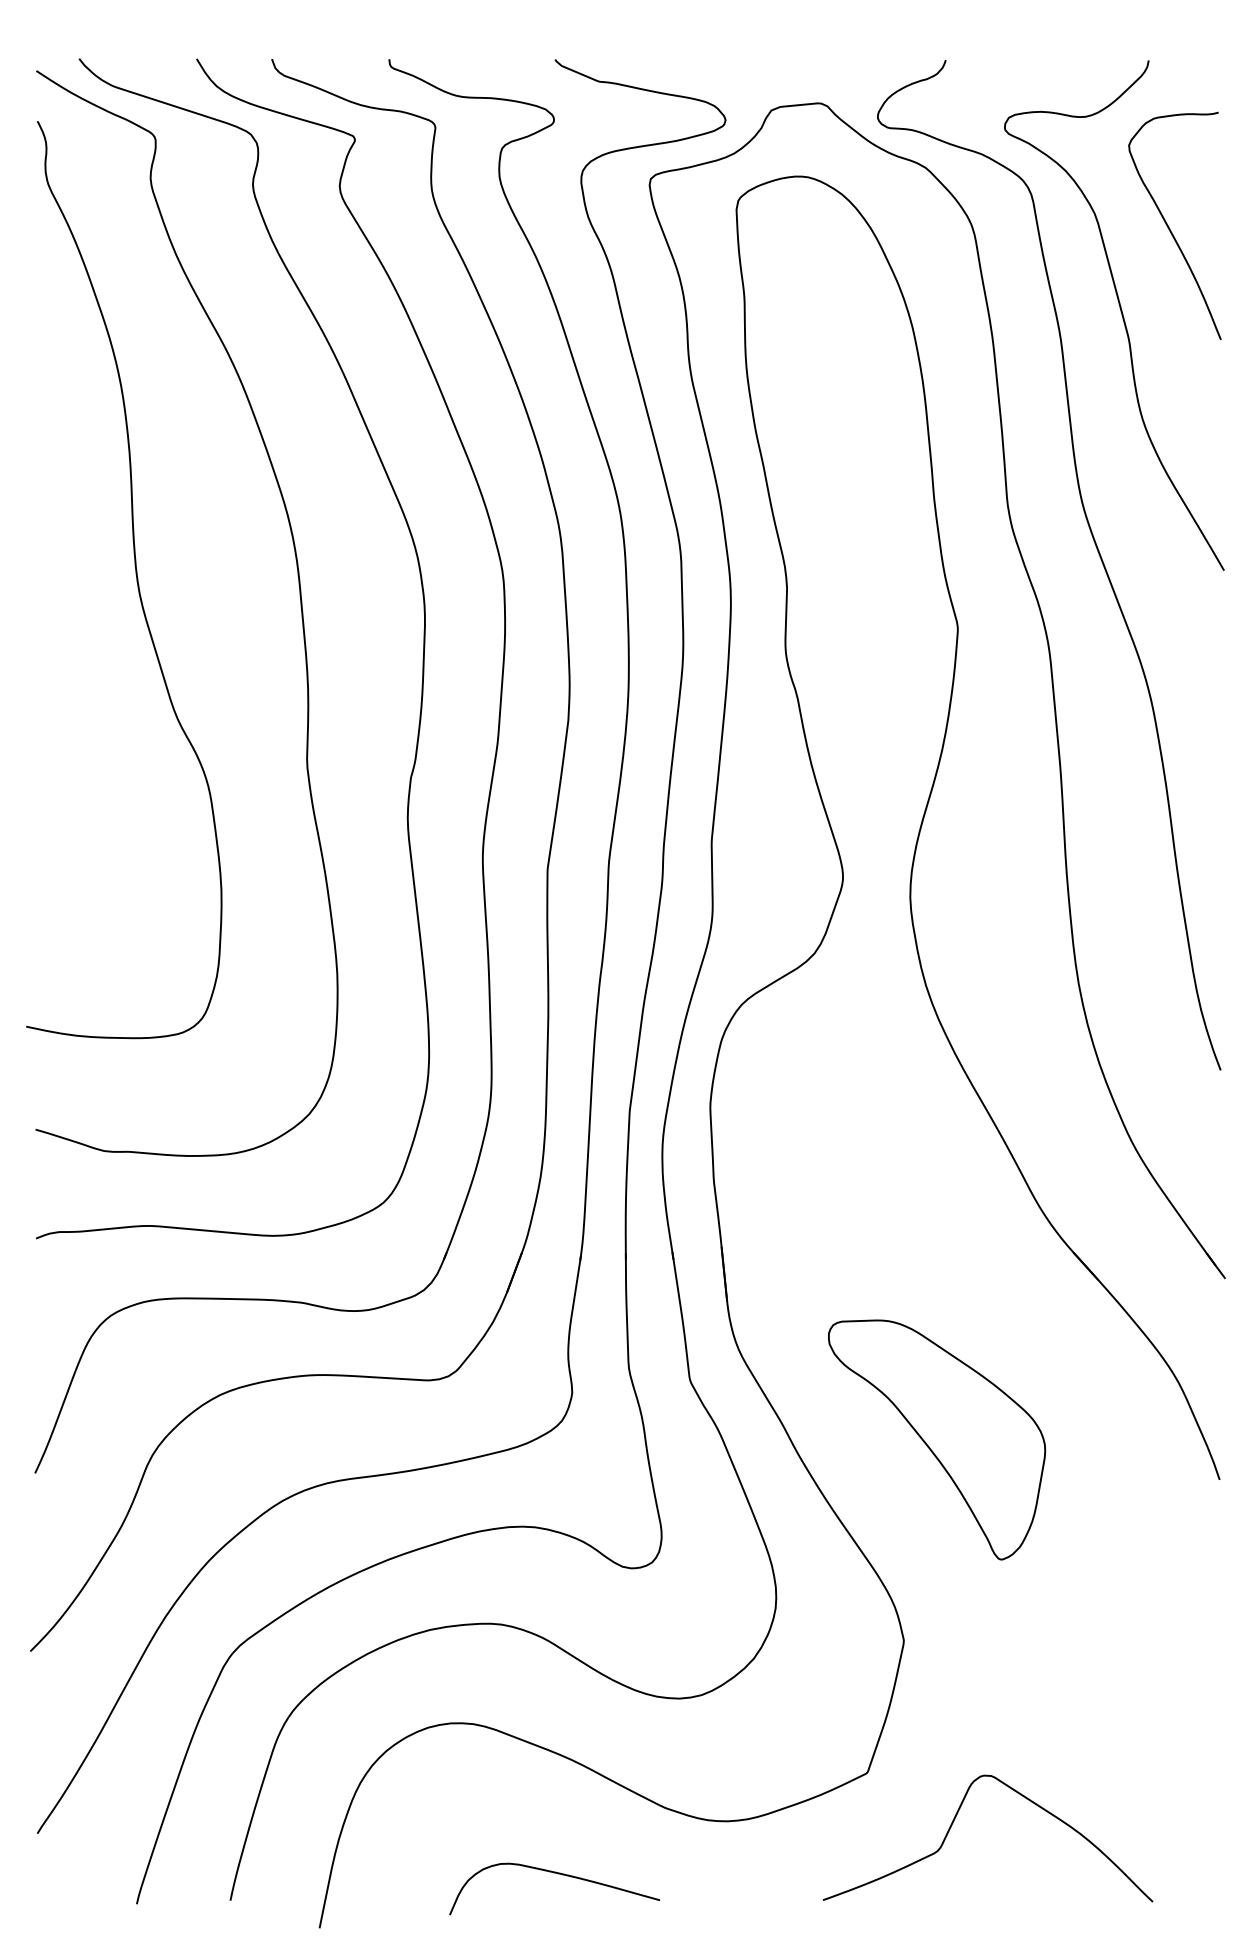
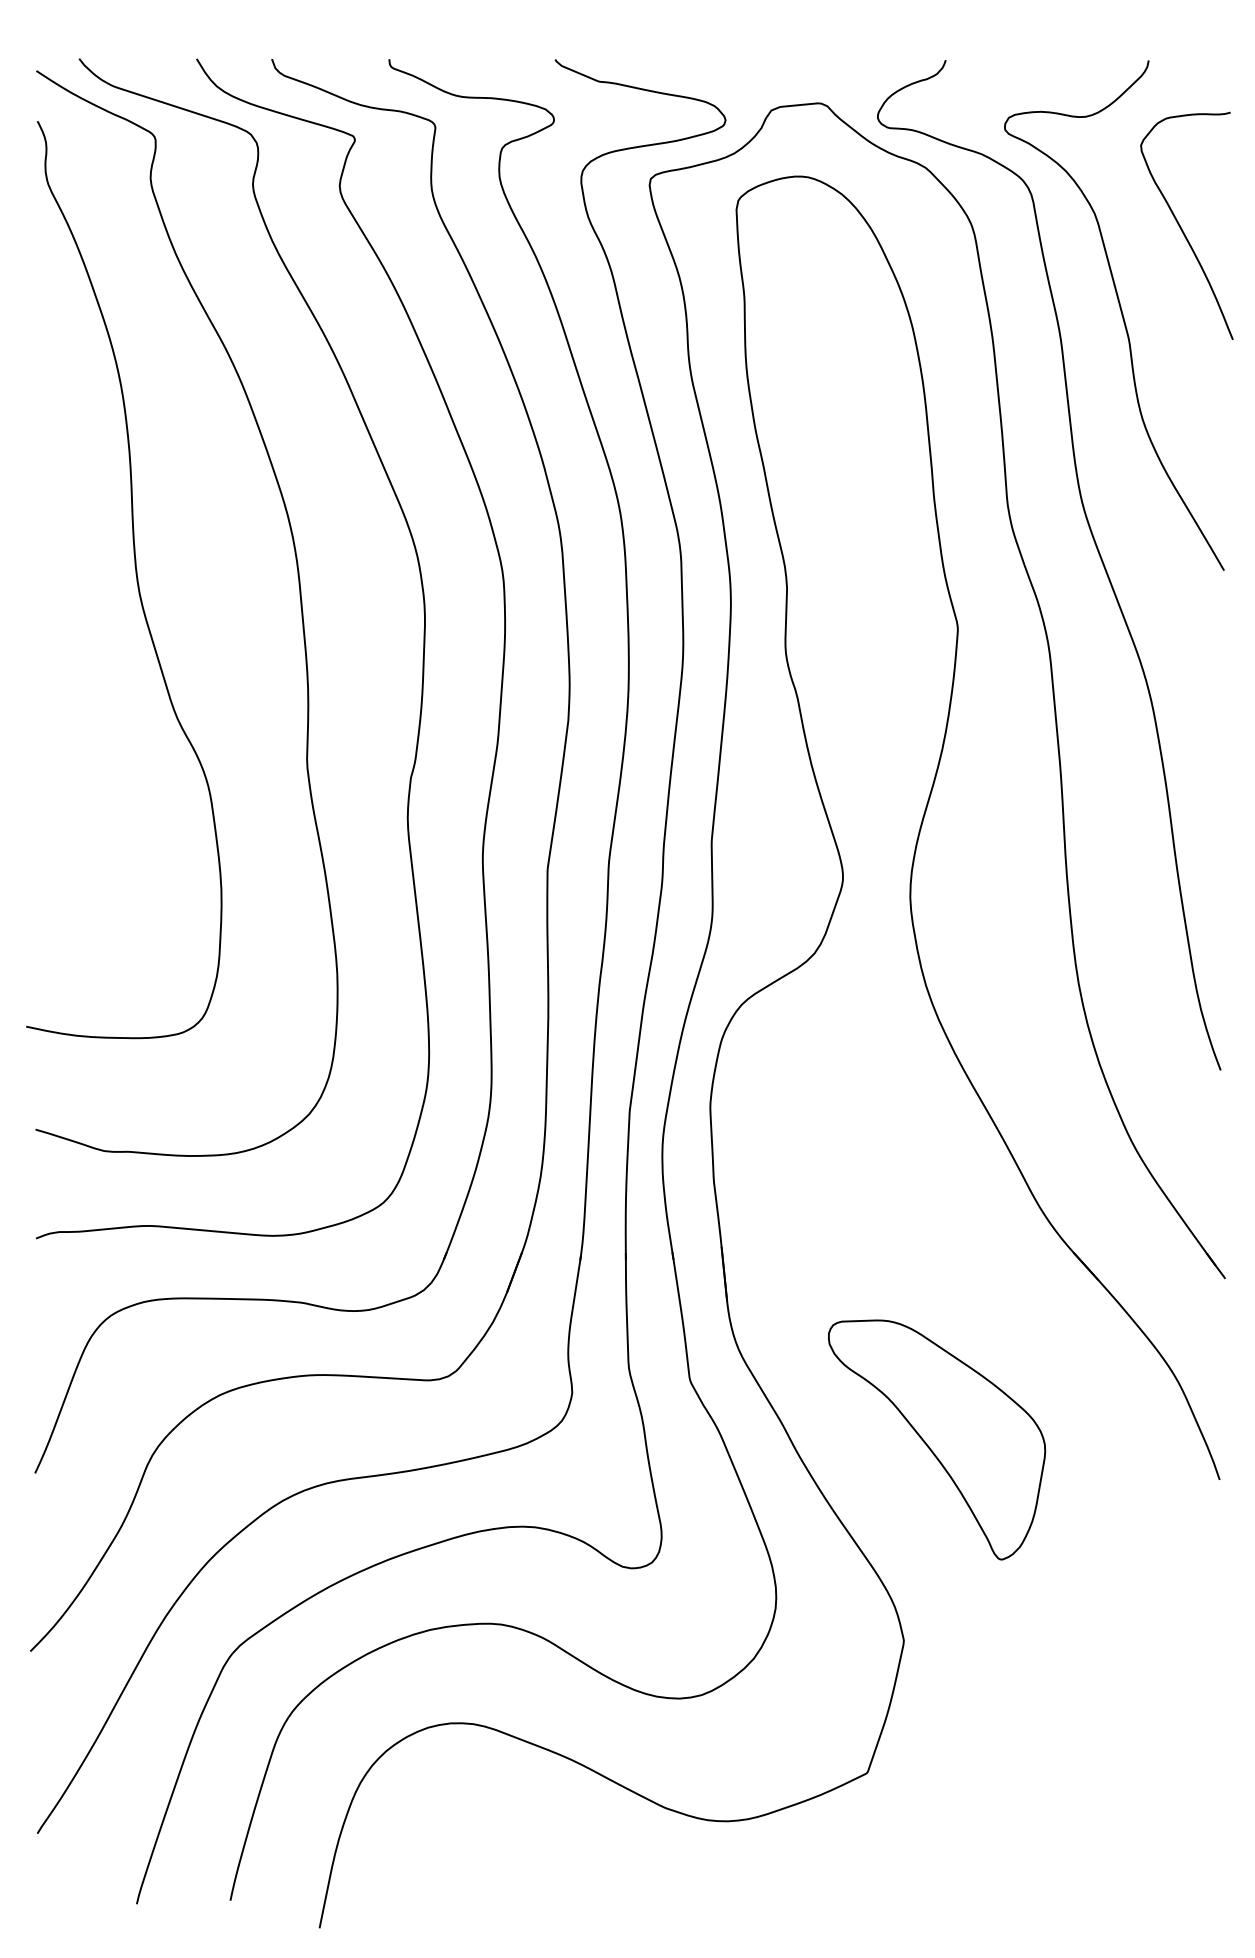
curve position: (1170, 228) -> (1182, 228) (1182, 228)
curve: present -> none (954, 1821)
curve: present -> none (558, 1874)
